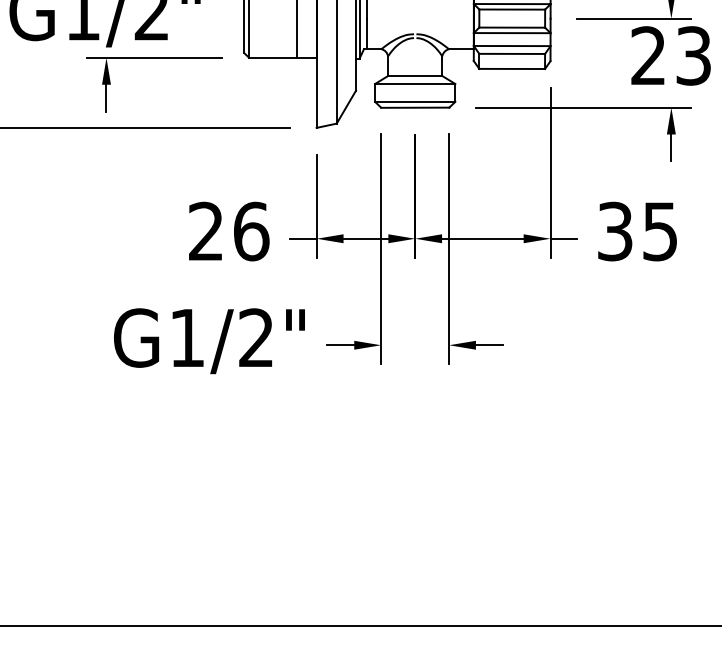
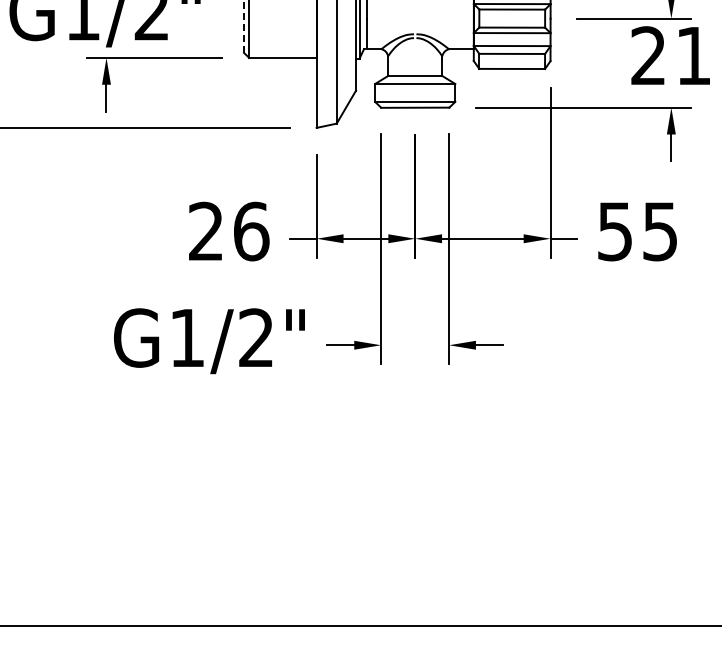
line: solid -> dashed (244, 26)
line: present -> none (297, 29)
text: 23 -> 21 (693, 55)
text: 35 -> 55 (615, 230)
